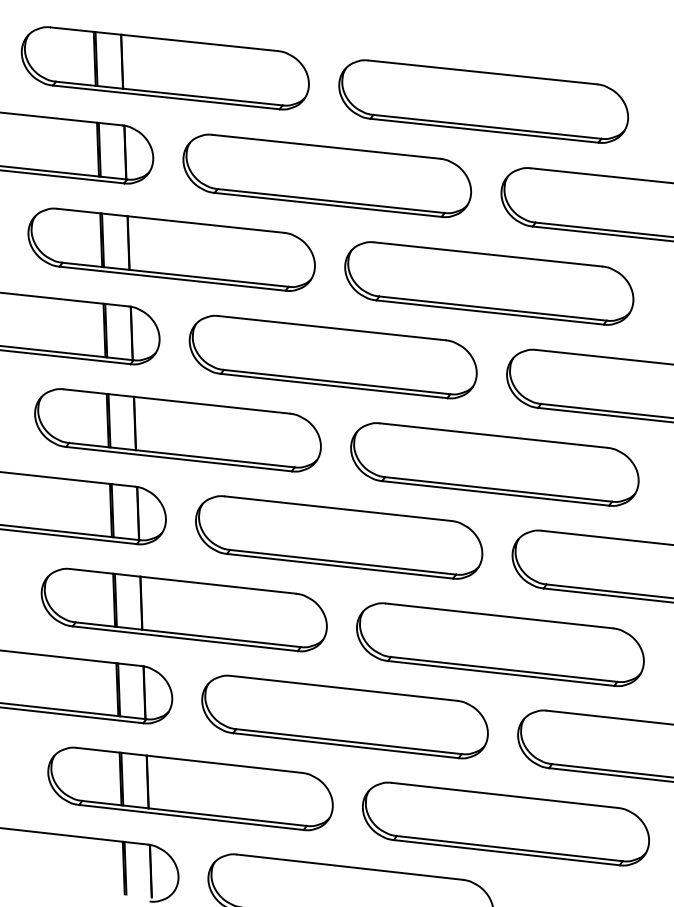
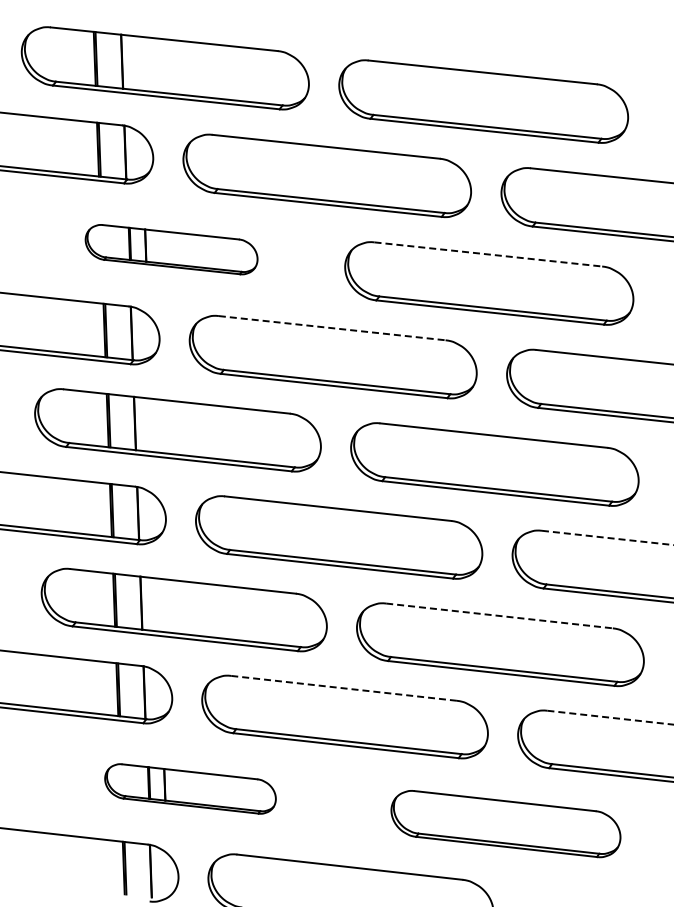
part size: 289x85 px -> 175x52 px (171, 249)
line: solid -> dashed (488, 254)
line: solid -> dashed (332, 328)
line: solid -> dashed (607, 537)
line: solid -> dashed (499, 615)
line: solid -> dashed (344, 688)
line: solid -> dashed (610, 717)
part size: 287x86 px -> 173x52 px (190, 788)
part size: 288x86 px -> 232x69 px (505, 824)
